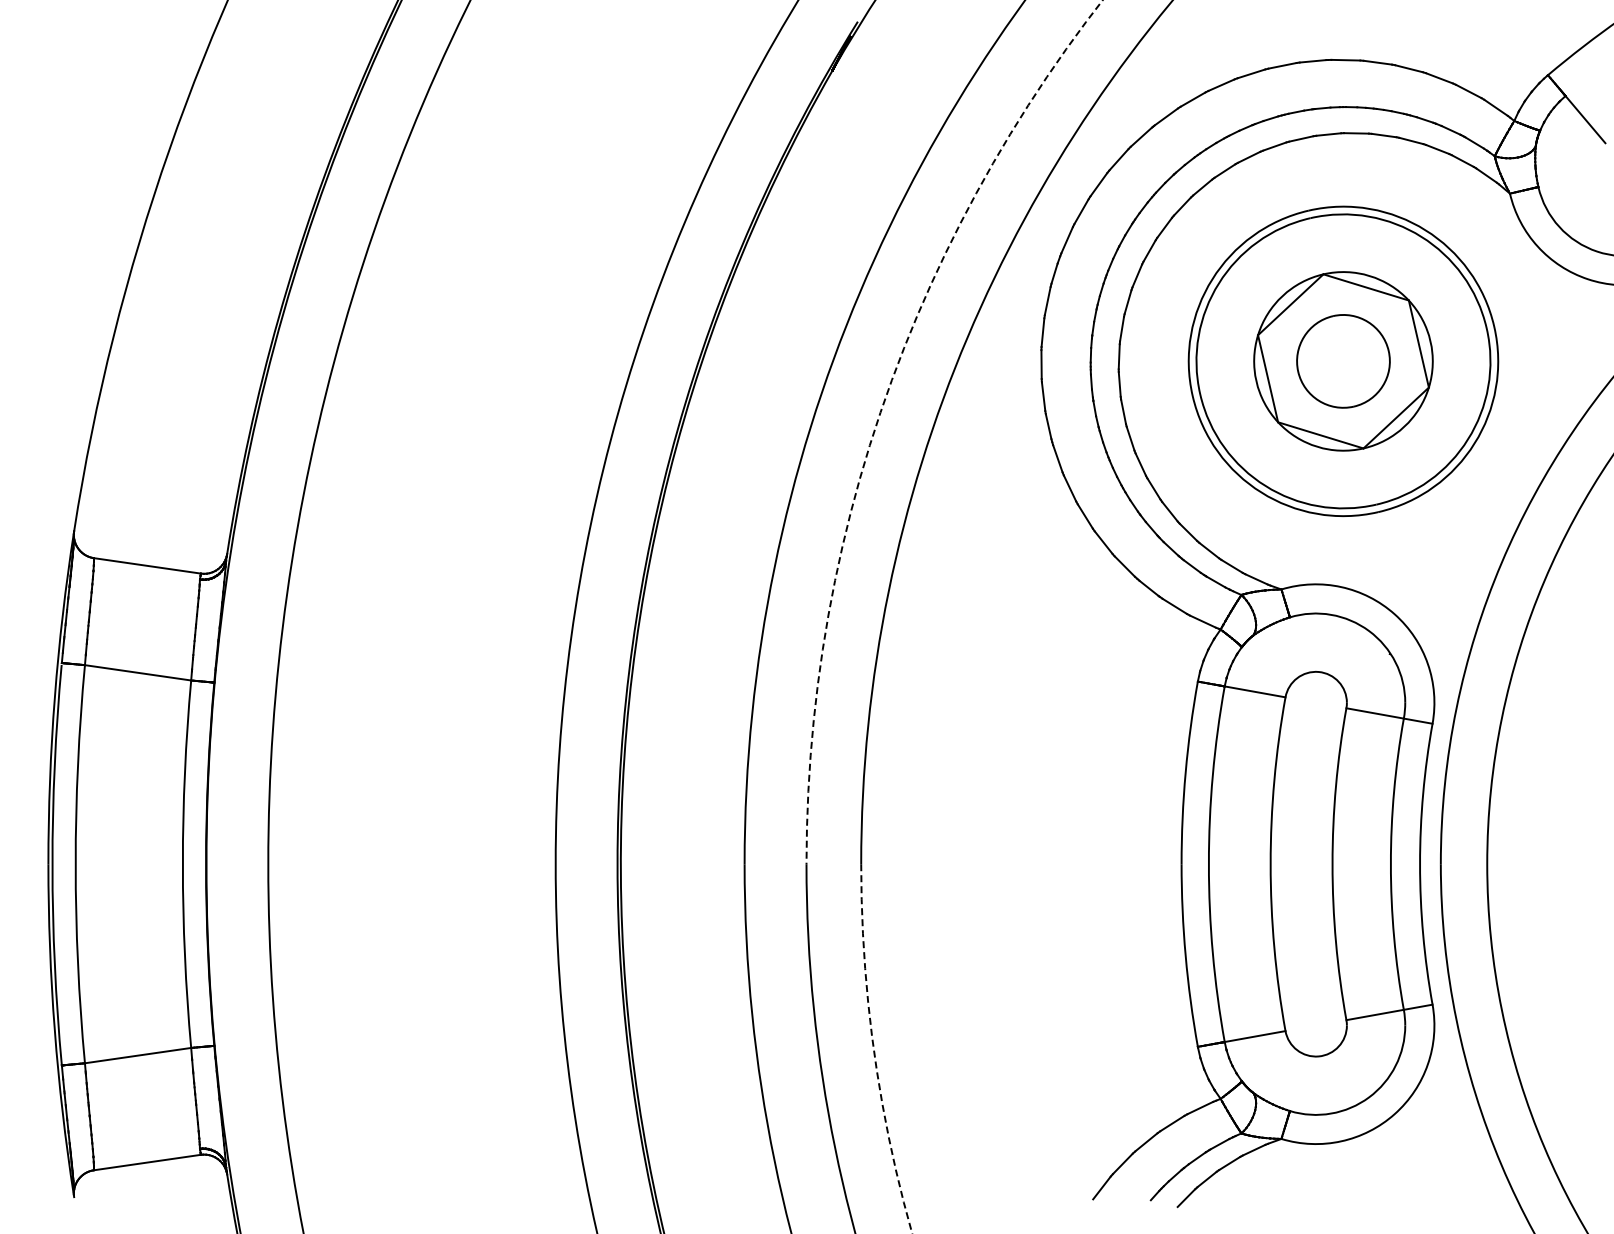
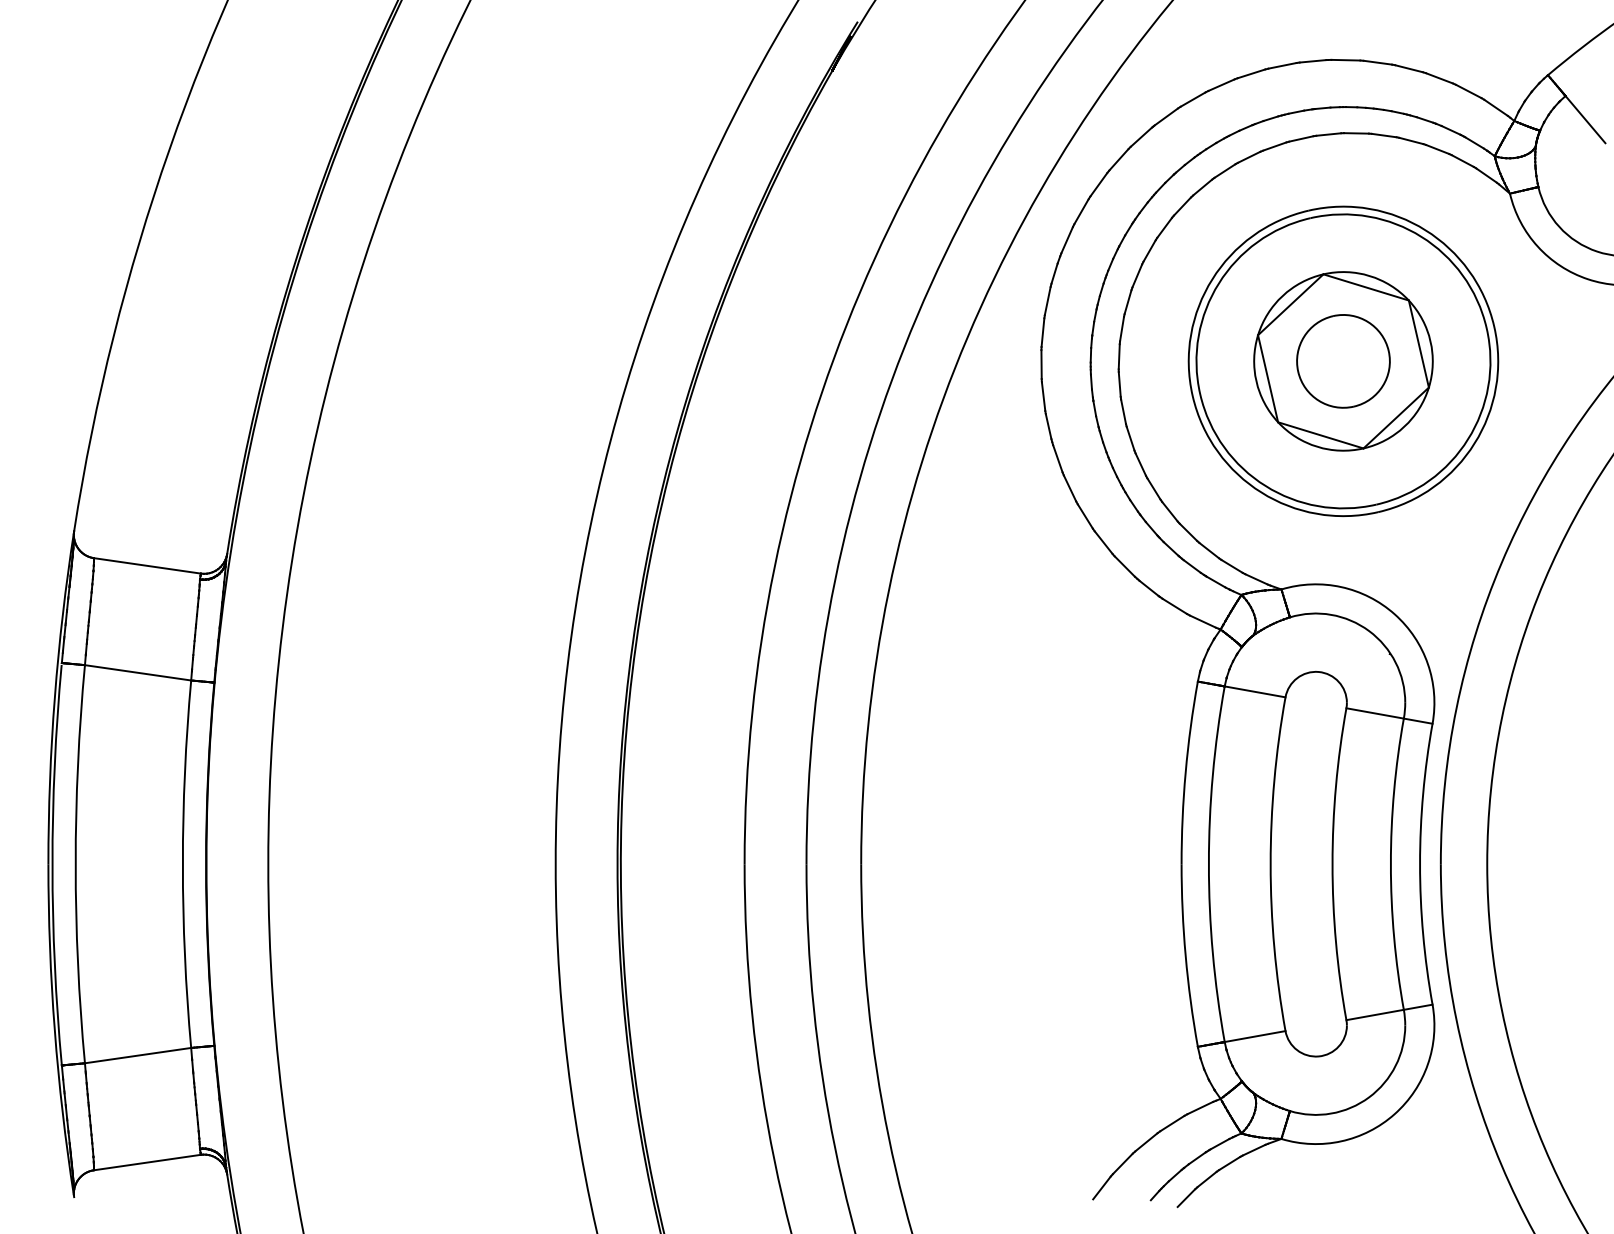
arc: dashed -> solid (882, 408)
arc: dashed -> solid (874, 1051)
